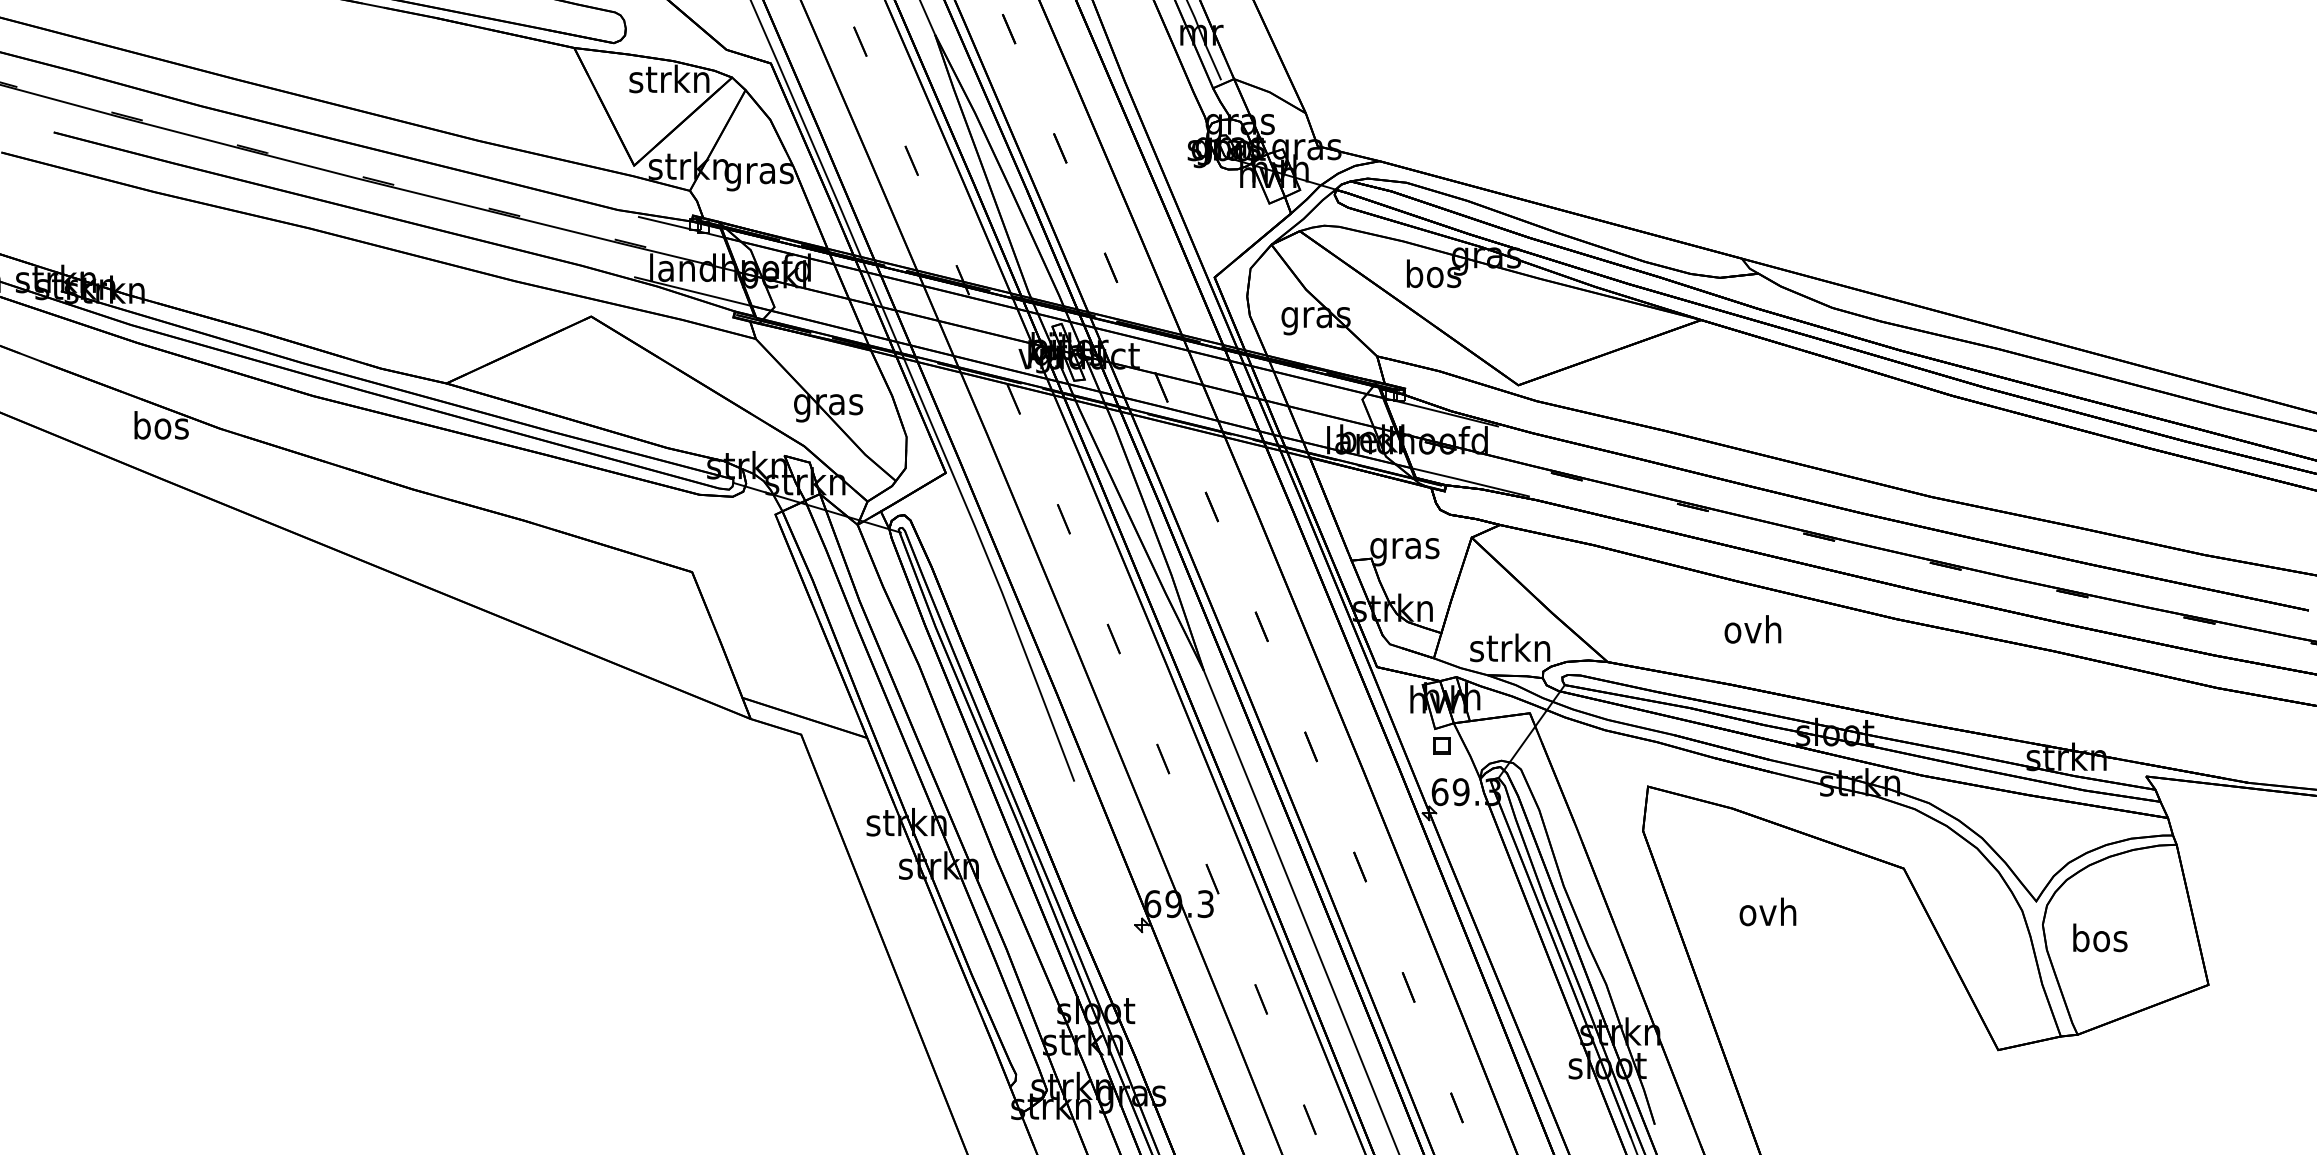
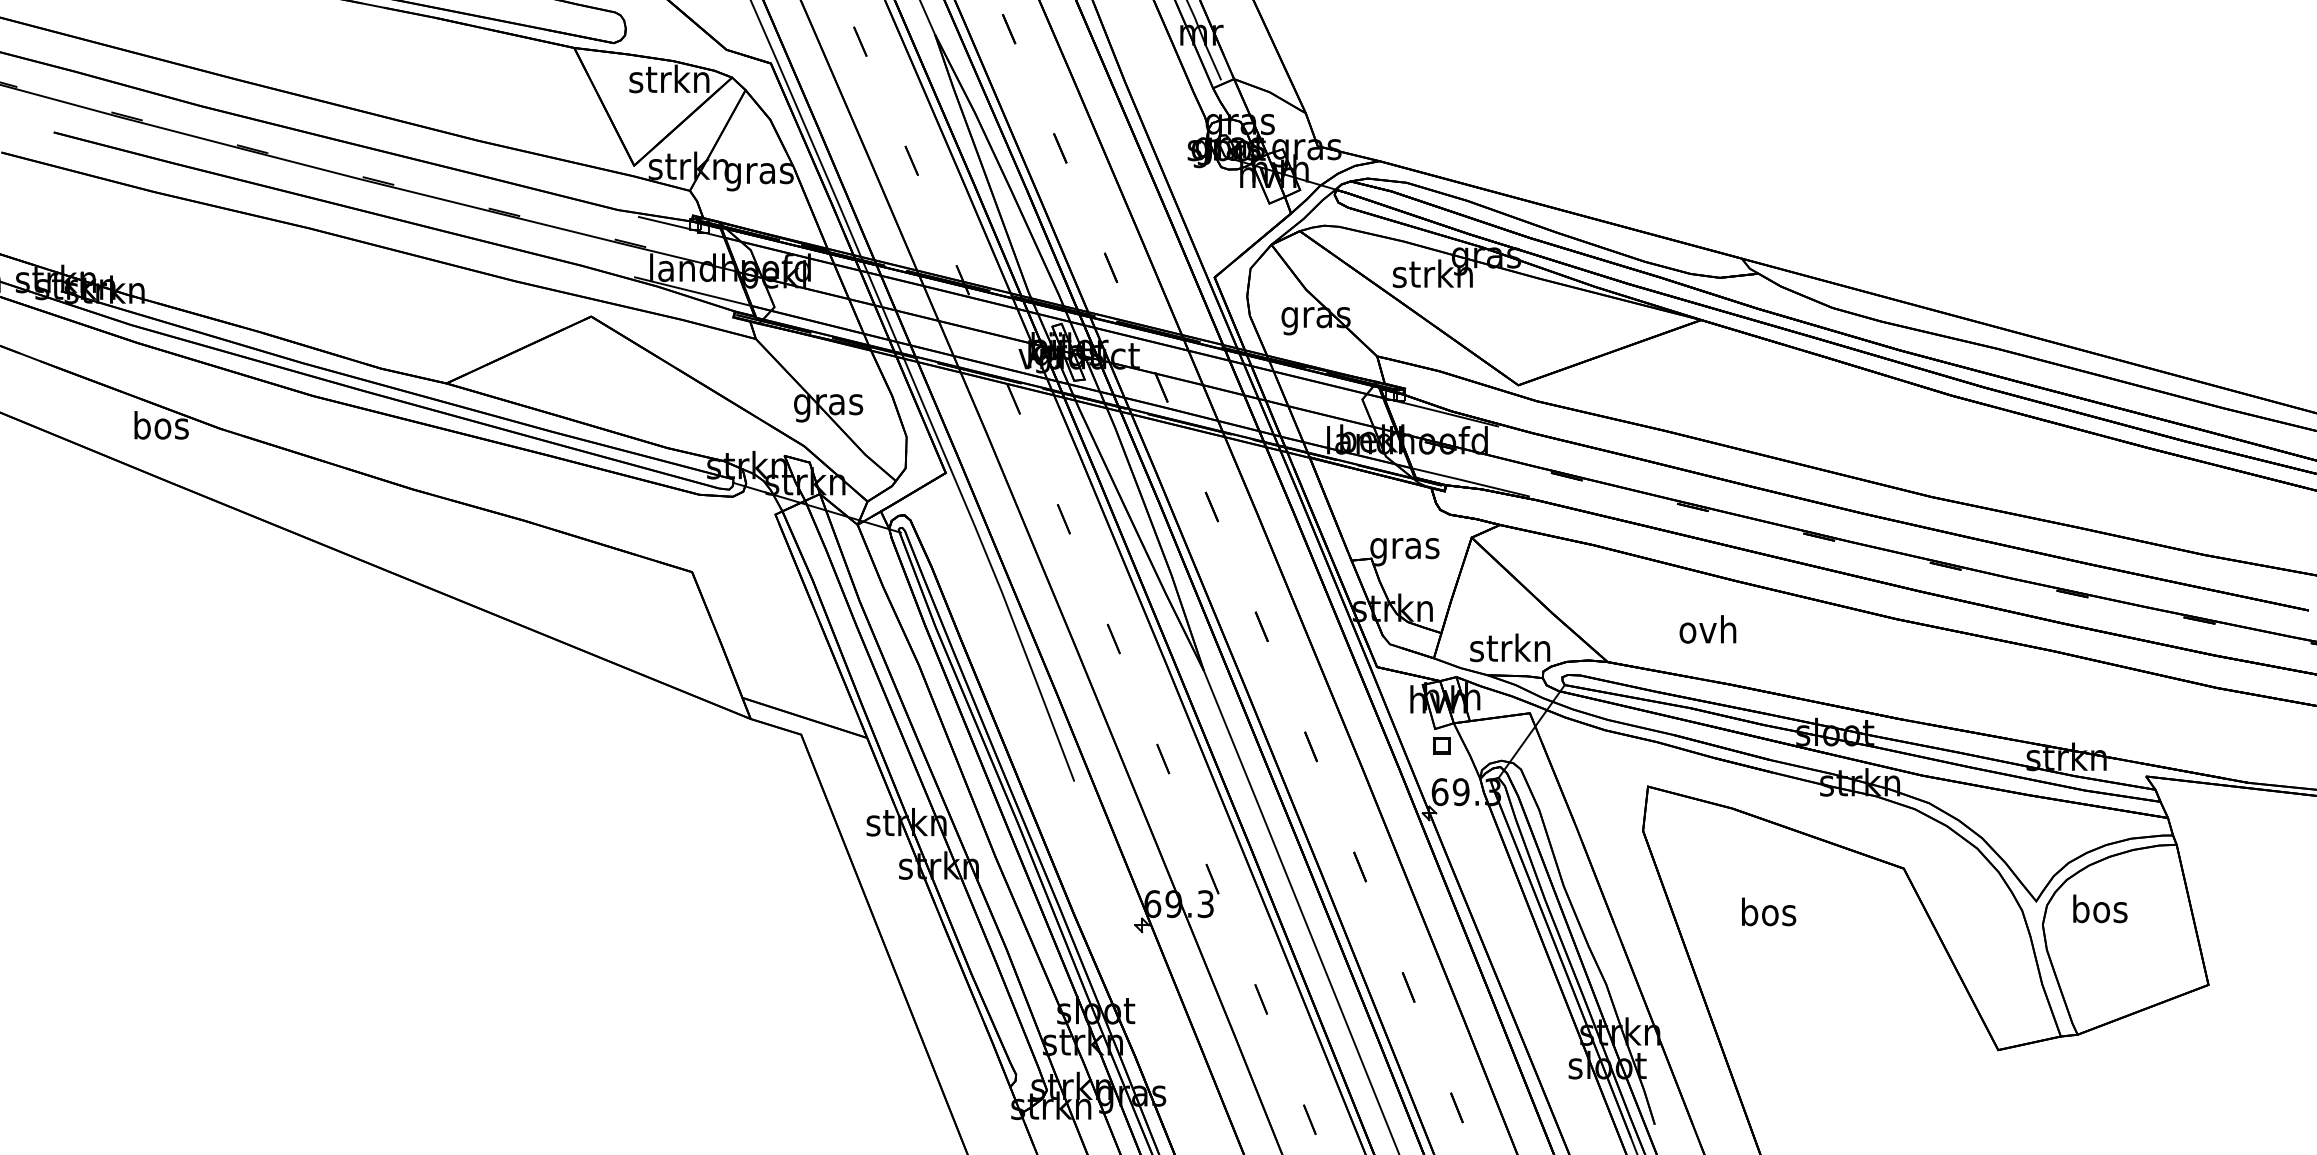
text: bos -> strkn (1432, 273)
text position: (1752, 629) -> (1707, 629) (1707, 629)
text: ovh -> bos (1767, 911)
text position: (2100, 937) -> (2100, 908) (2100, 908)
